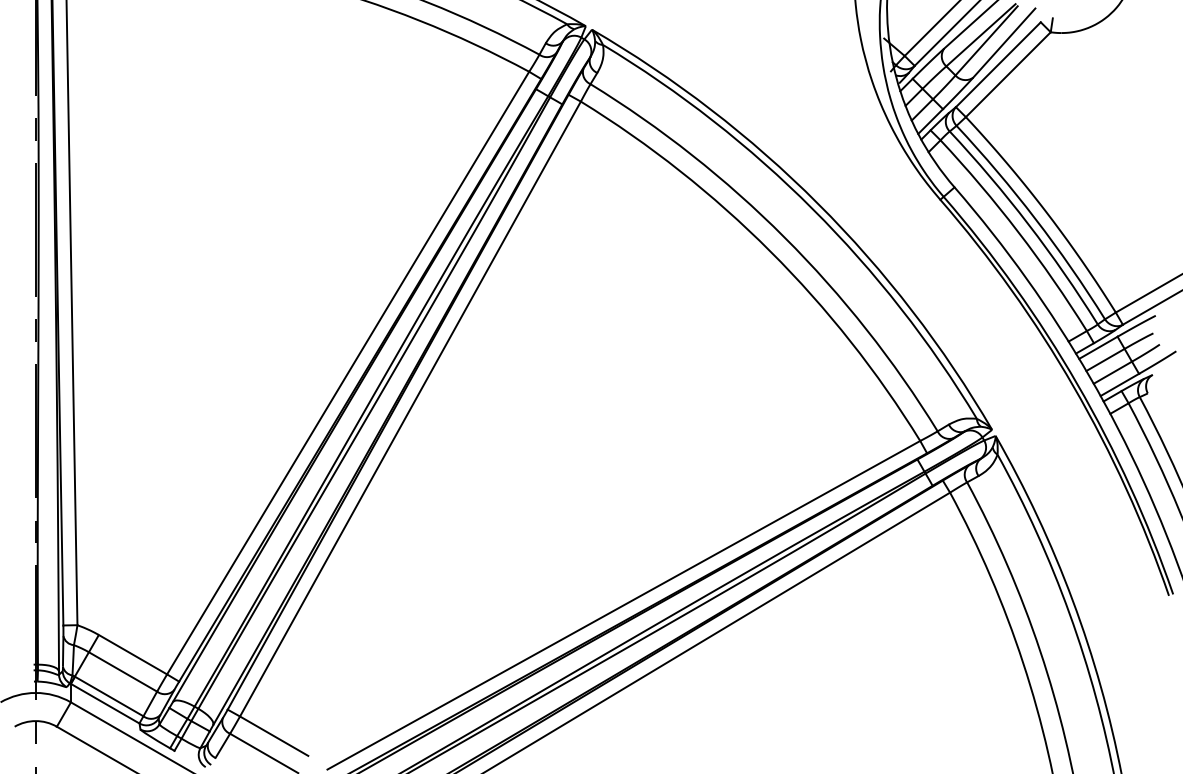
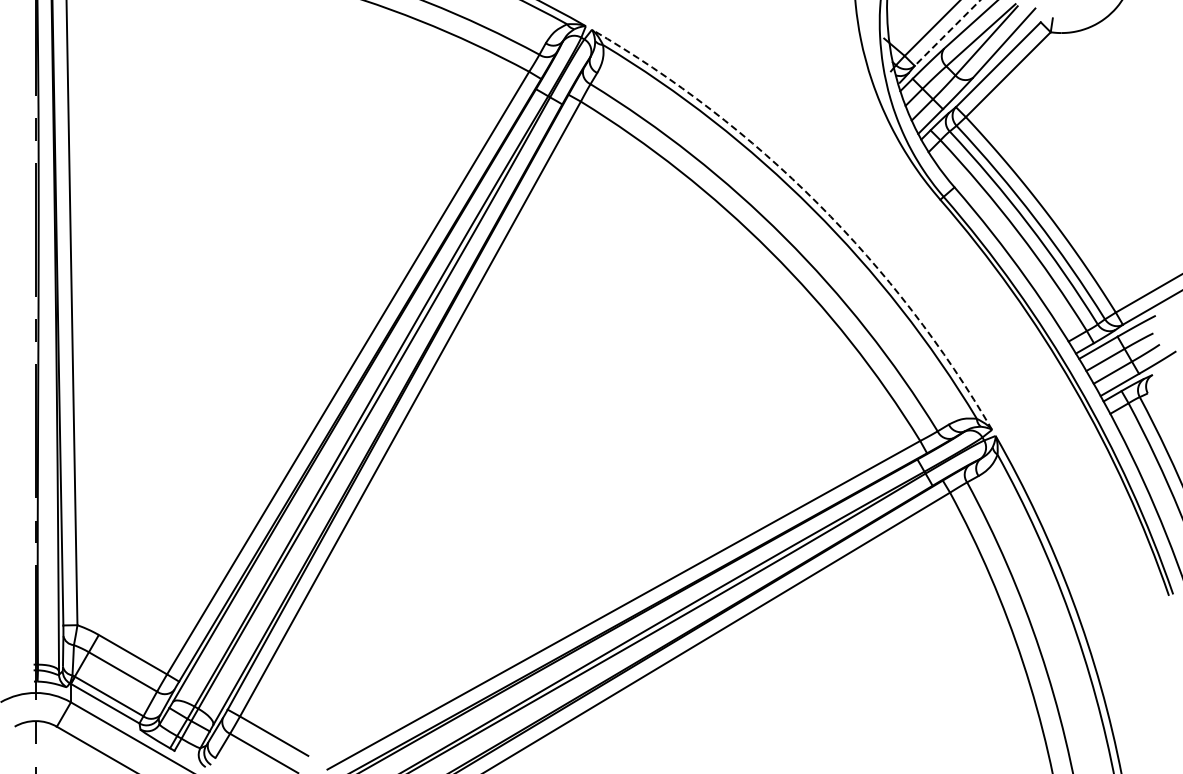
line: solid -> dashed (947, 32)
arc: solid -> dashed (818, 203)
